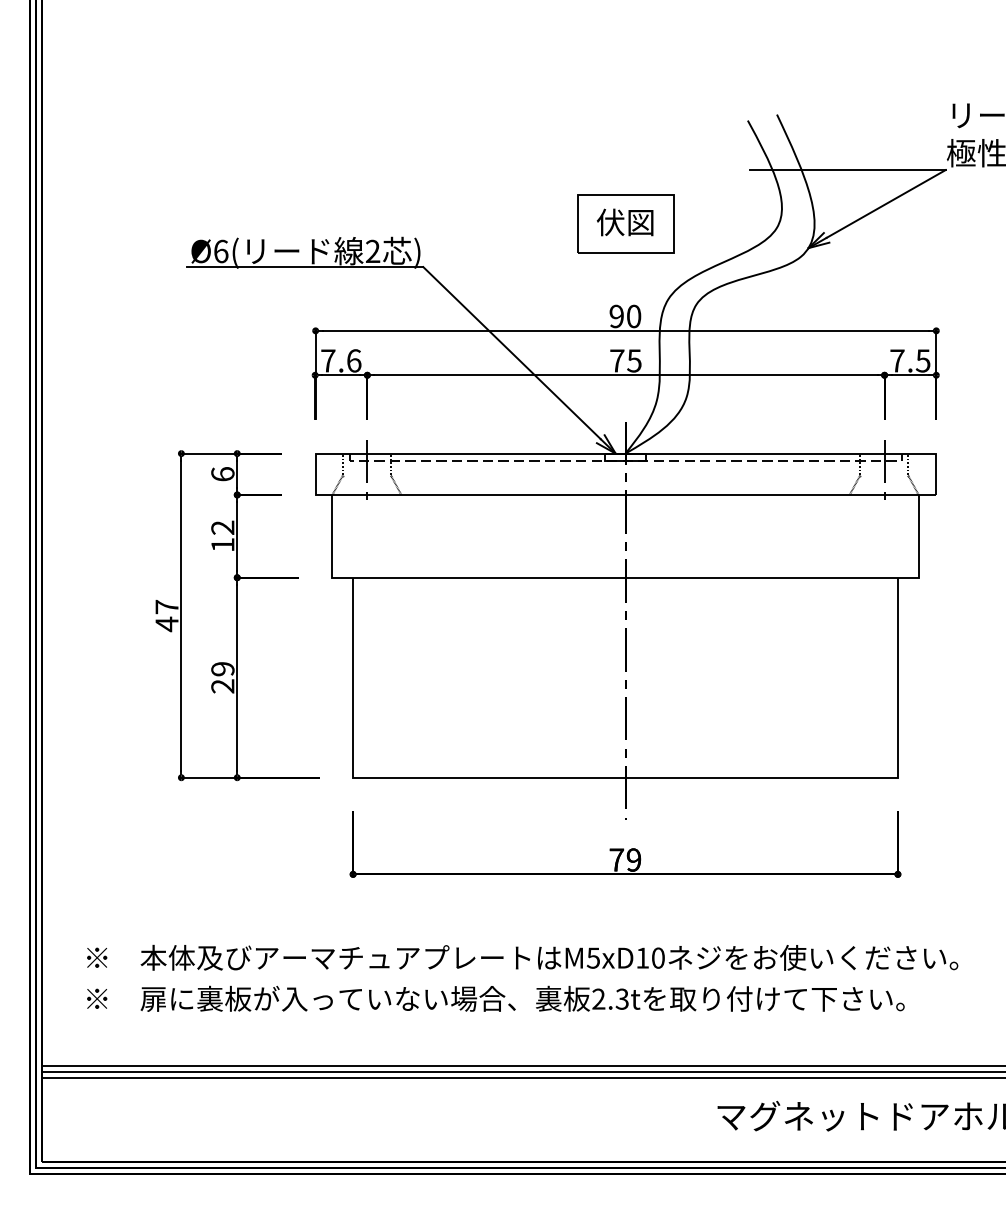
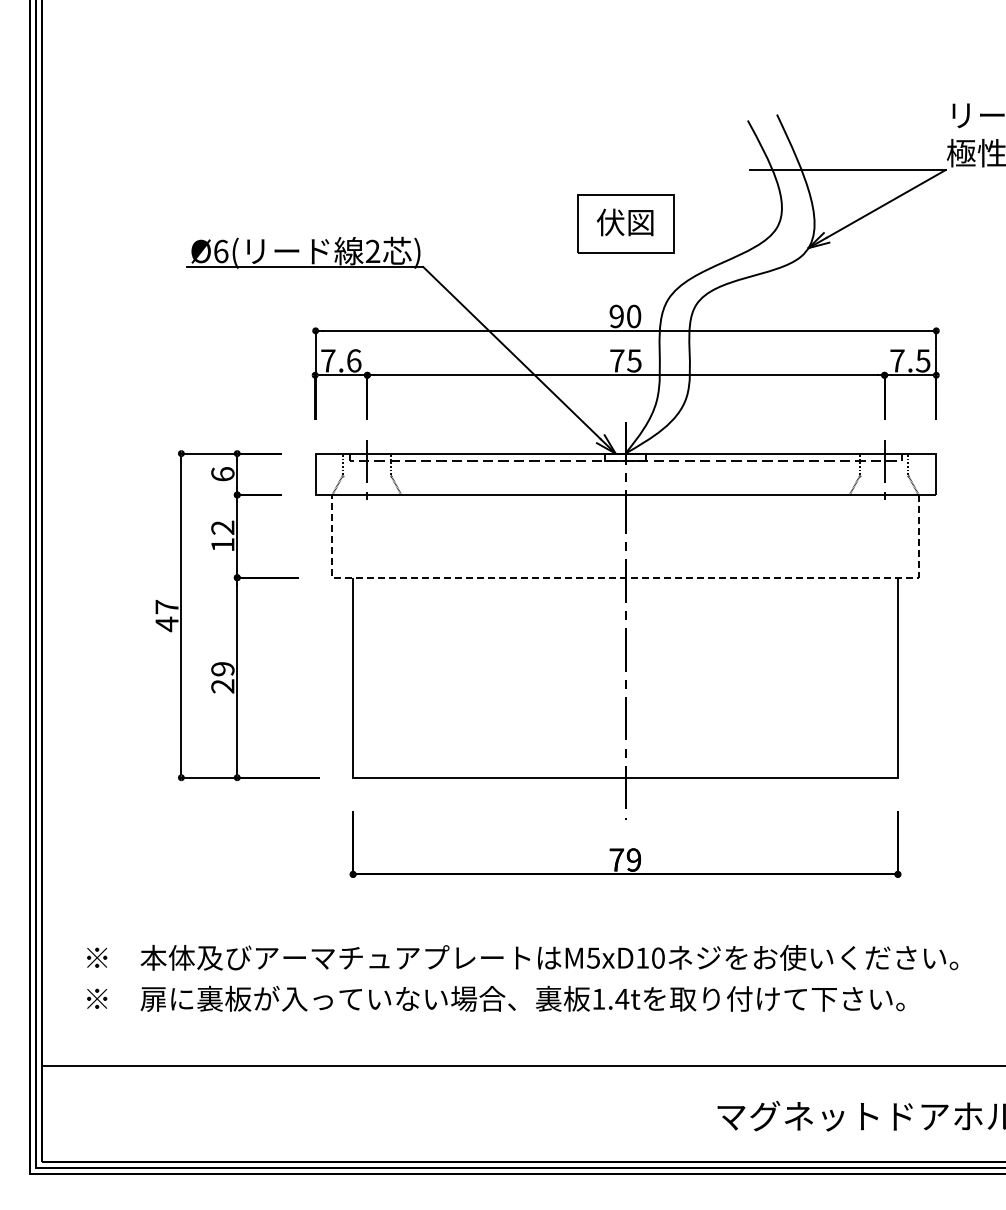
line: solid -> dashed (625, 577)
text: 2.3t -> 1.4t (610, 998)
line: present -> none (521, 1071)
line: present -> none (521, 1077)
